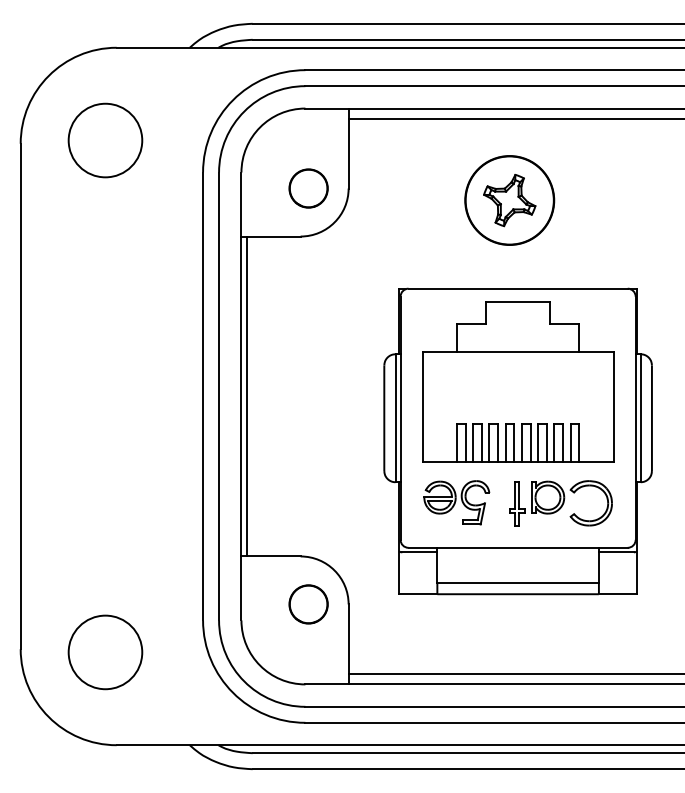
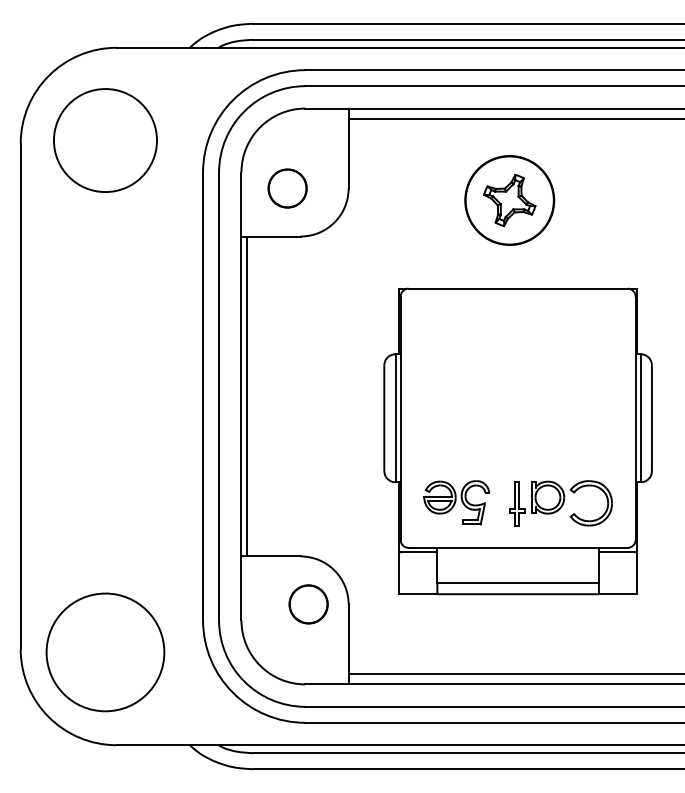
circle diameter: 74 px -> 103 px (105, 140)
circle position: (308, 188) -> (287, 188) (287, 188)
part: present -> none (518, 381)
circle diameter: 74 px -> 118 px (105, 652)
